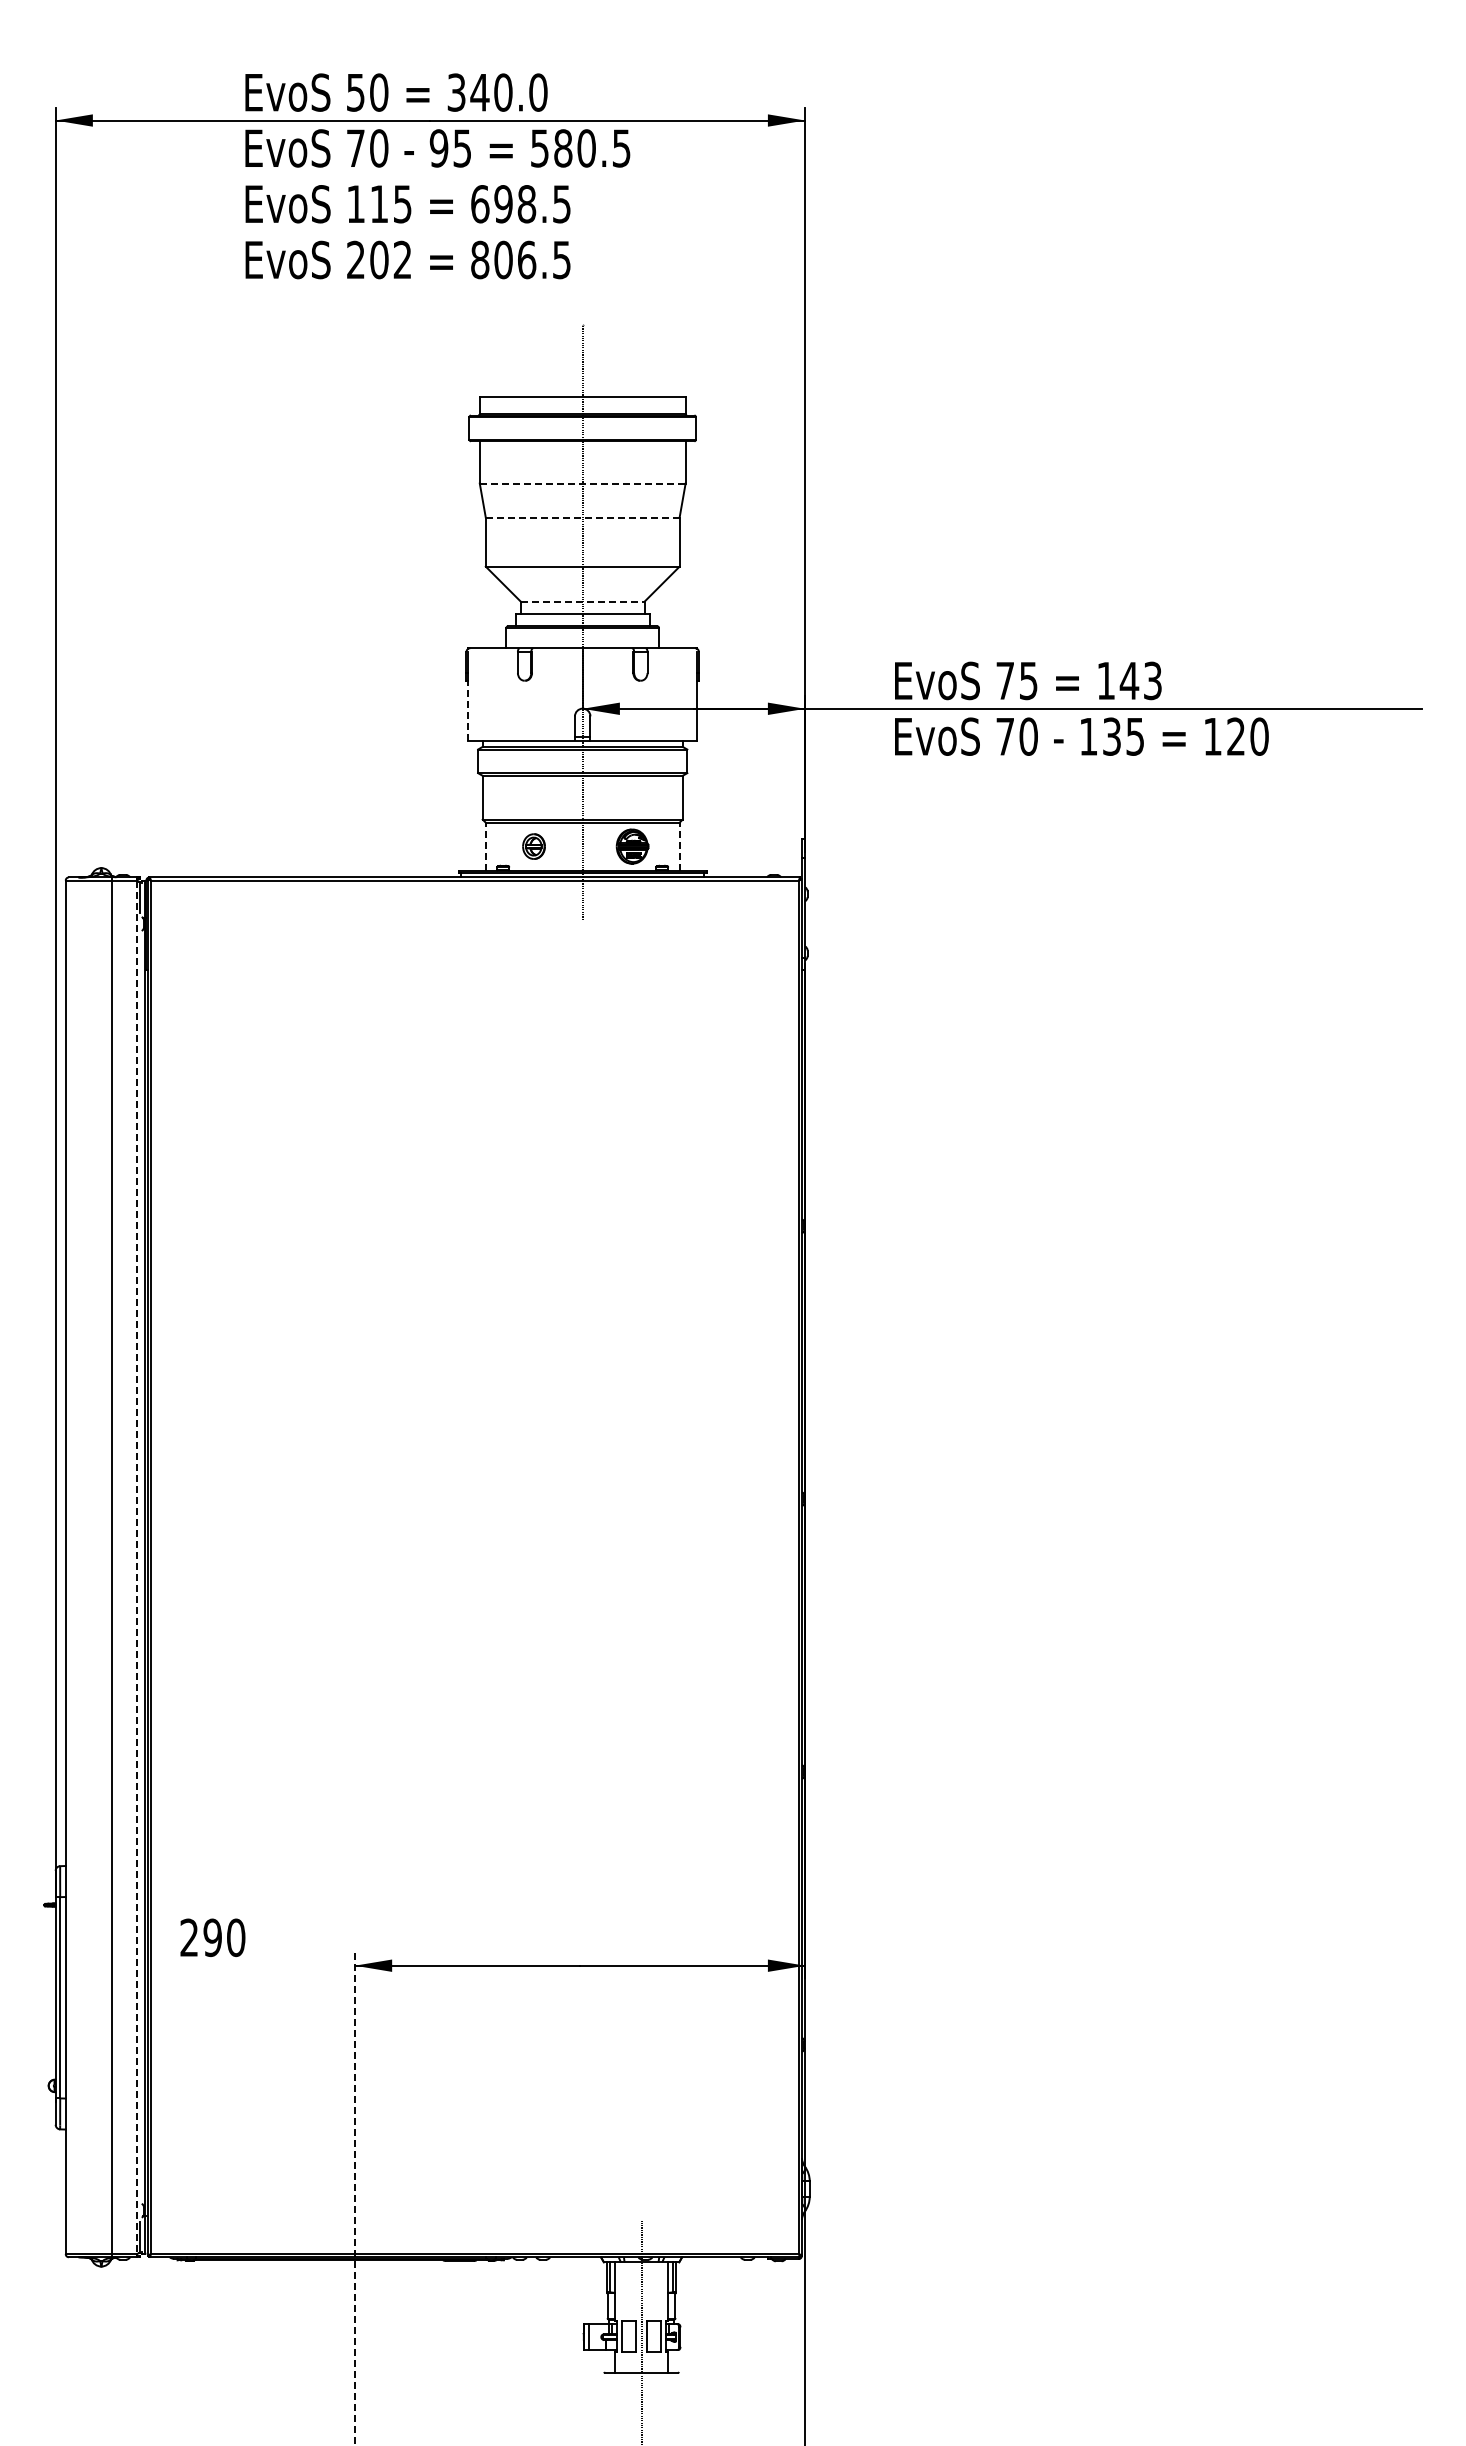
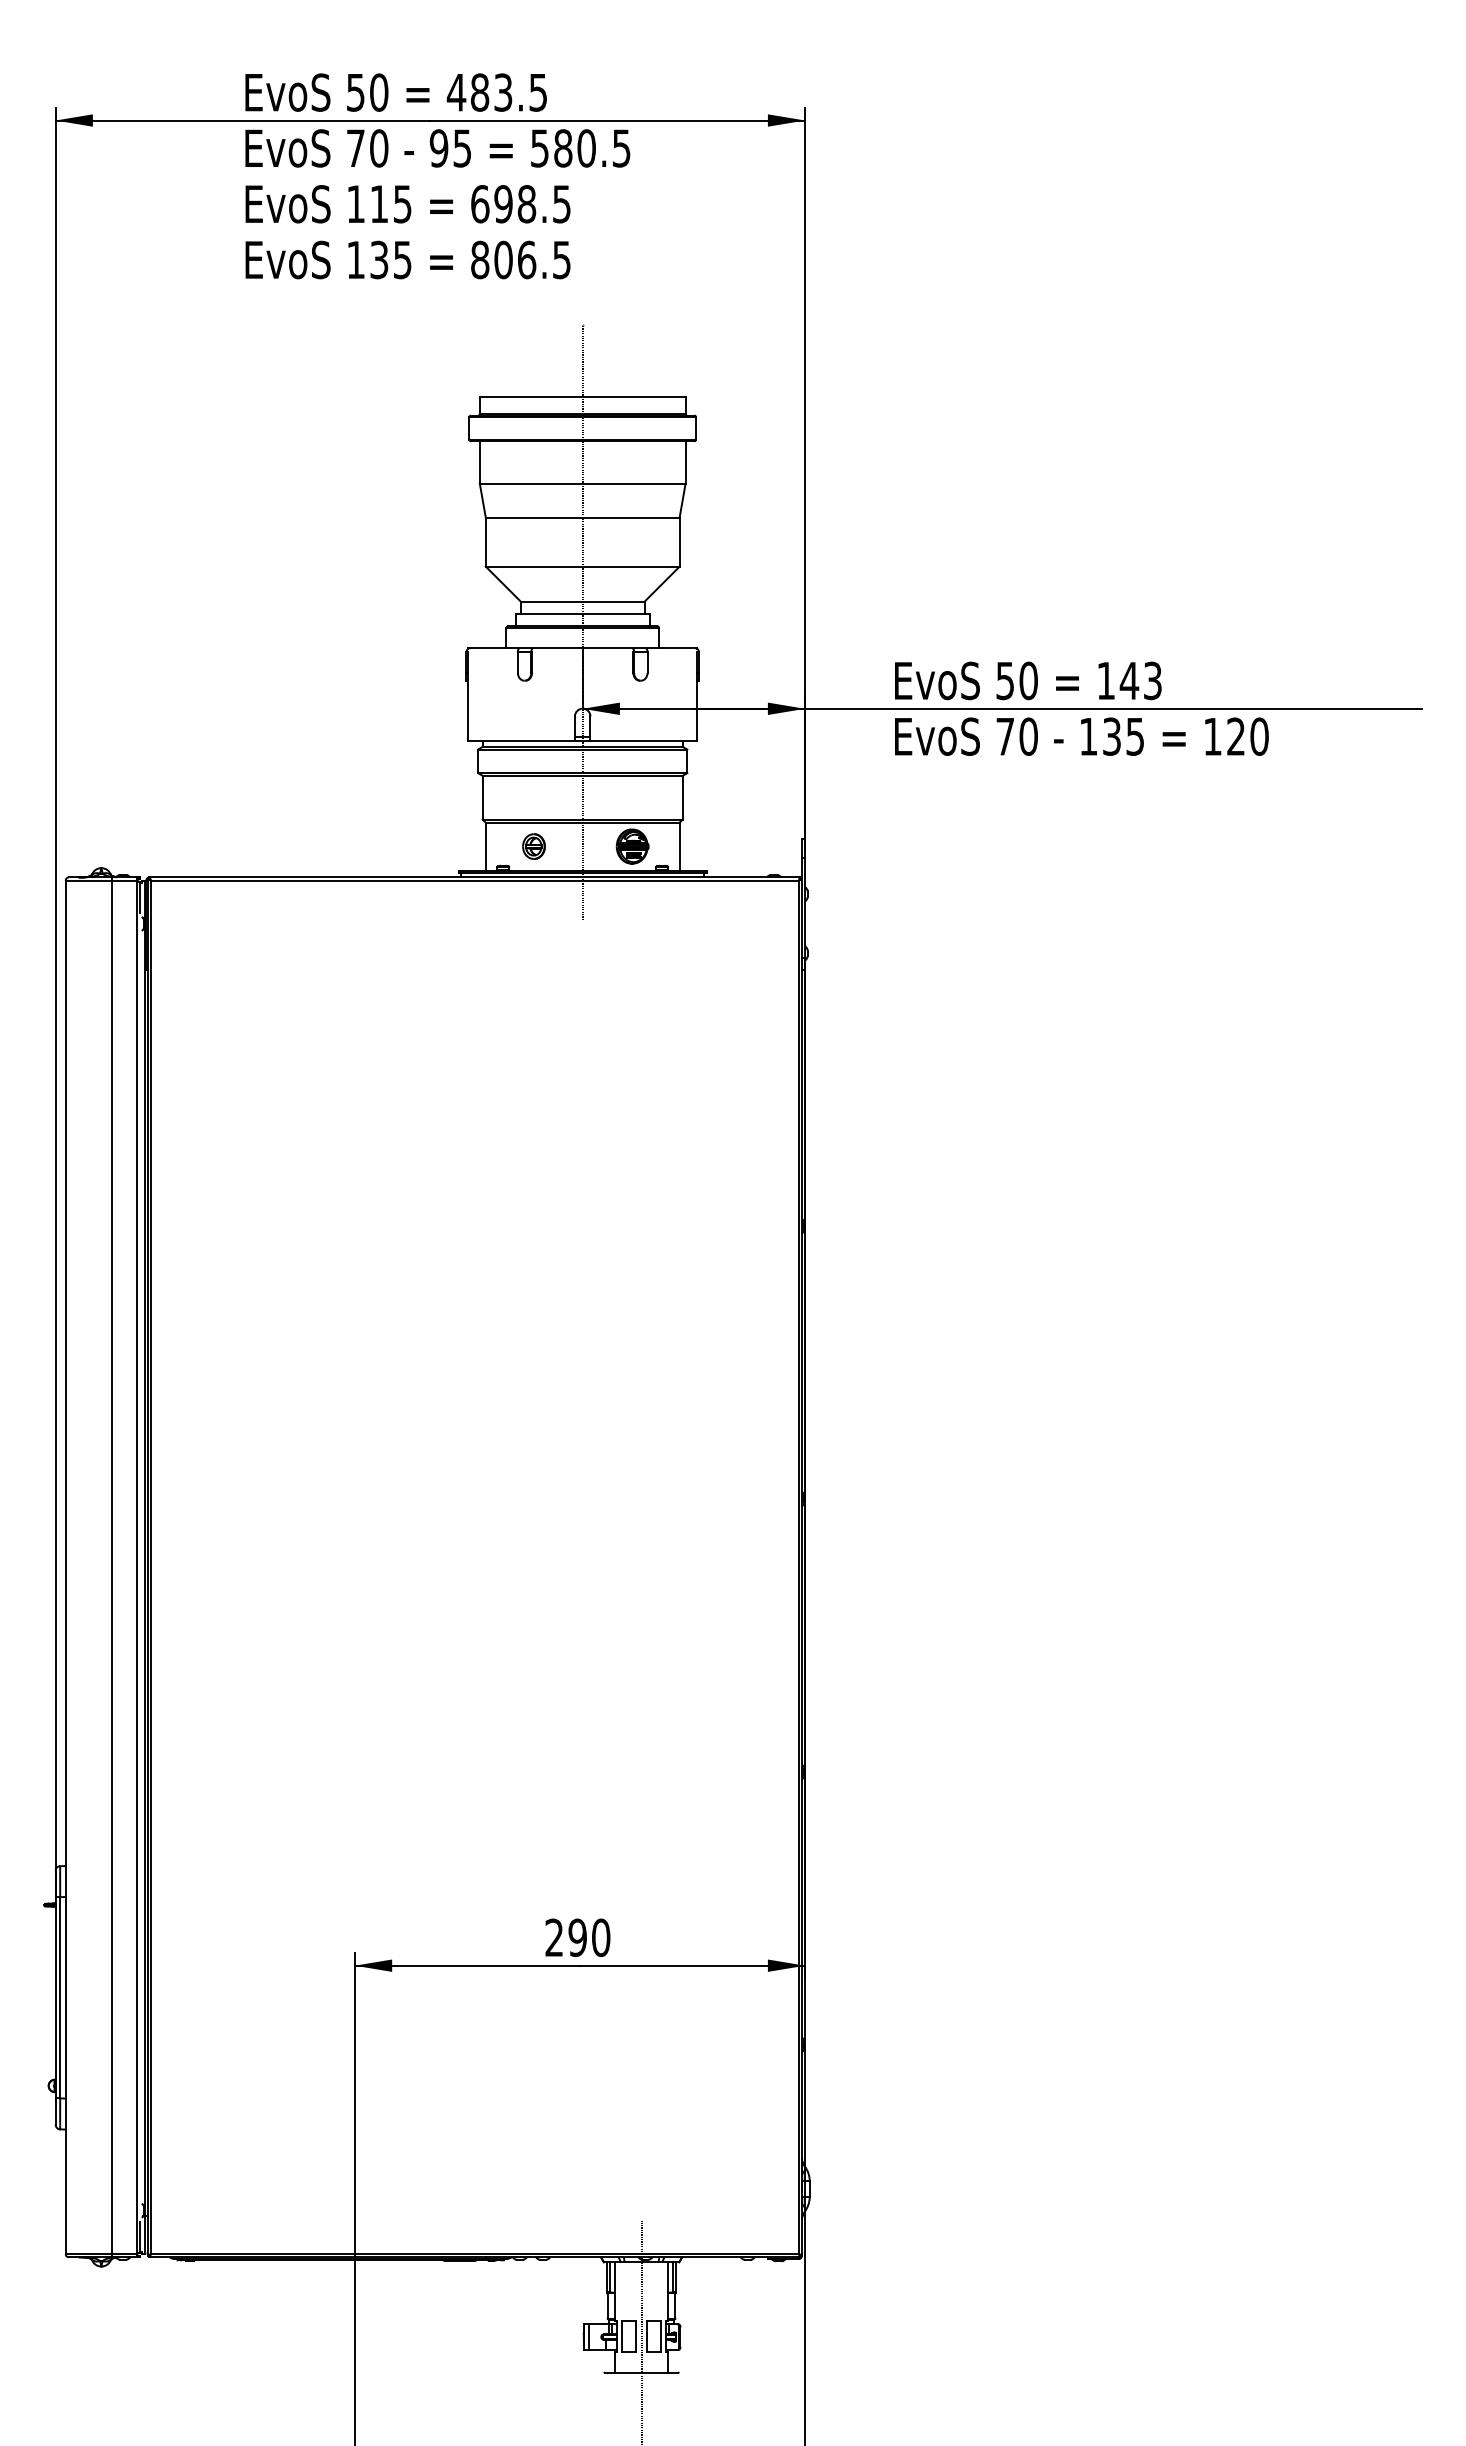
text: 340.0 -> 483.5 (496, 92)
text: 202 -> 135 (379, 259)
line: dashed -> solid (582, 483)
line: dashed -> solid (582, 517)
line: dashed -> solid (583, 601)
text: 75 -> 50 (1016, 680)
line: dashed -> solid (468, 710)
line: dashed -> solid (485, 846)
line: dashed -> solid (679, 846)
line: dashed -> solid (137, 1567)
text position: (212, 1937) -> (577, 1937) (577, 1937)
line: dashed -> solid (354, 2199)
